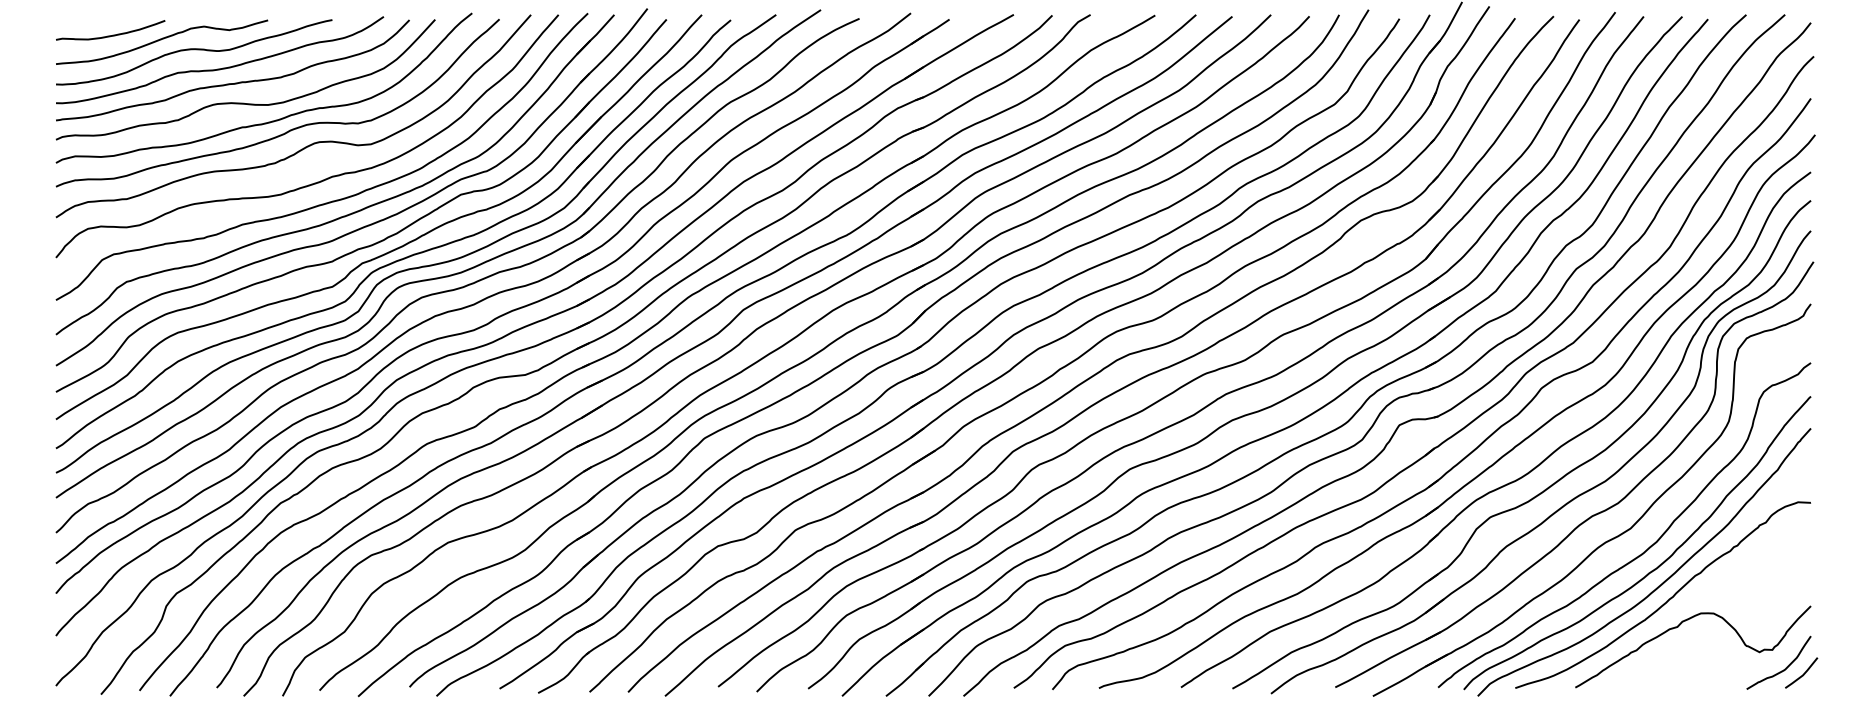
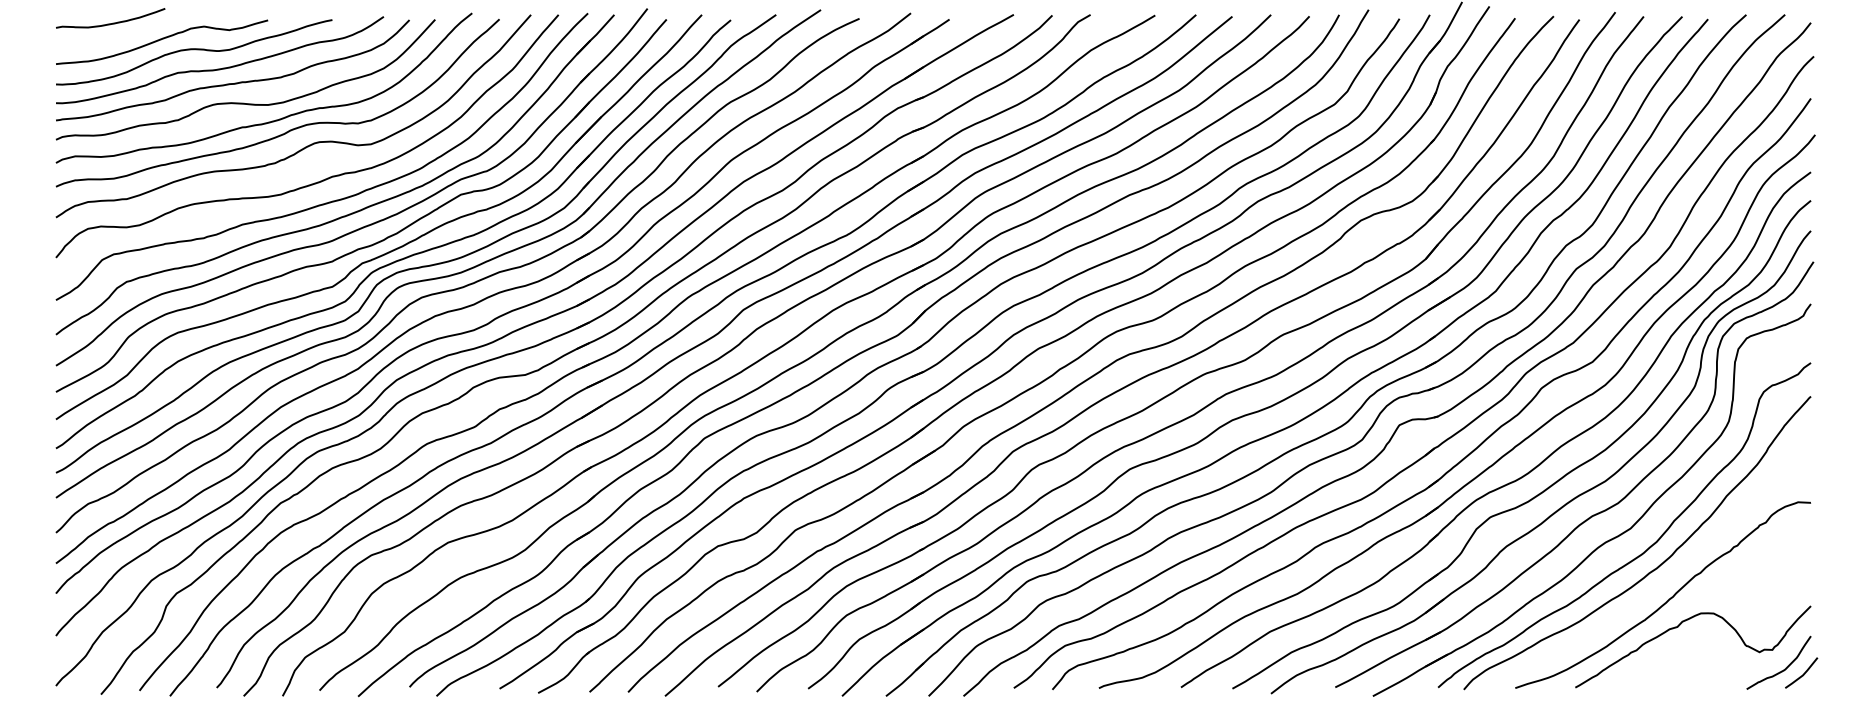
curve position: (112, 34) -> (112, 22) (112, 22)
curve: present -> none (1663, 581)
